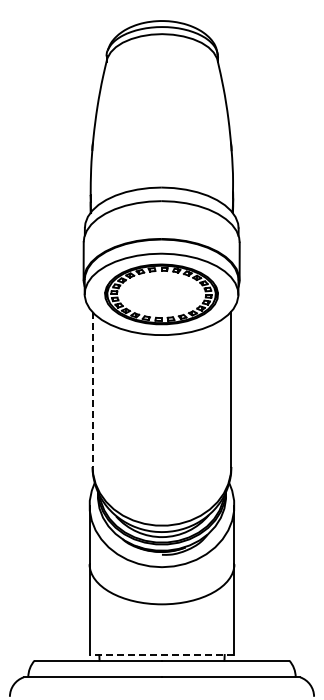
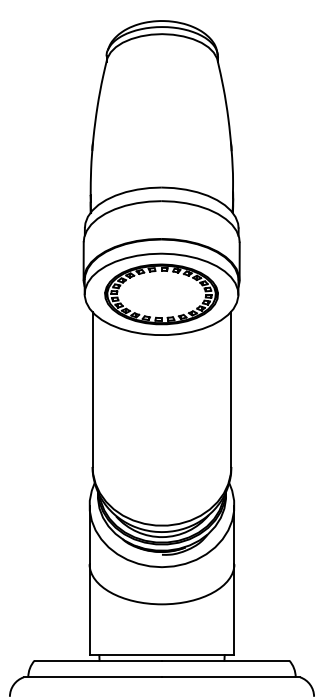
line: dashed -> solid (92, 390)
line: dashed -> solid (161, 655)
